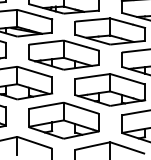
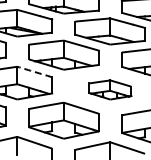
arc: solid -> dashed (34, 72)
part size: 73x34 px -> 45x22 px (110, 89)
